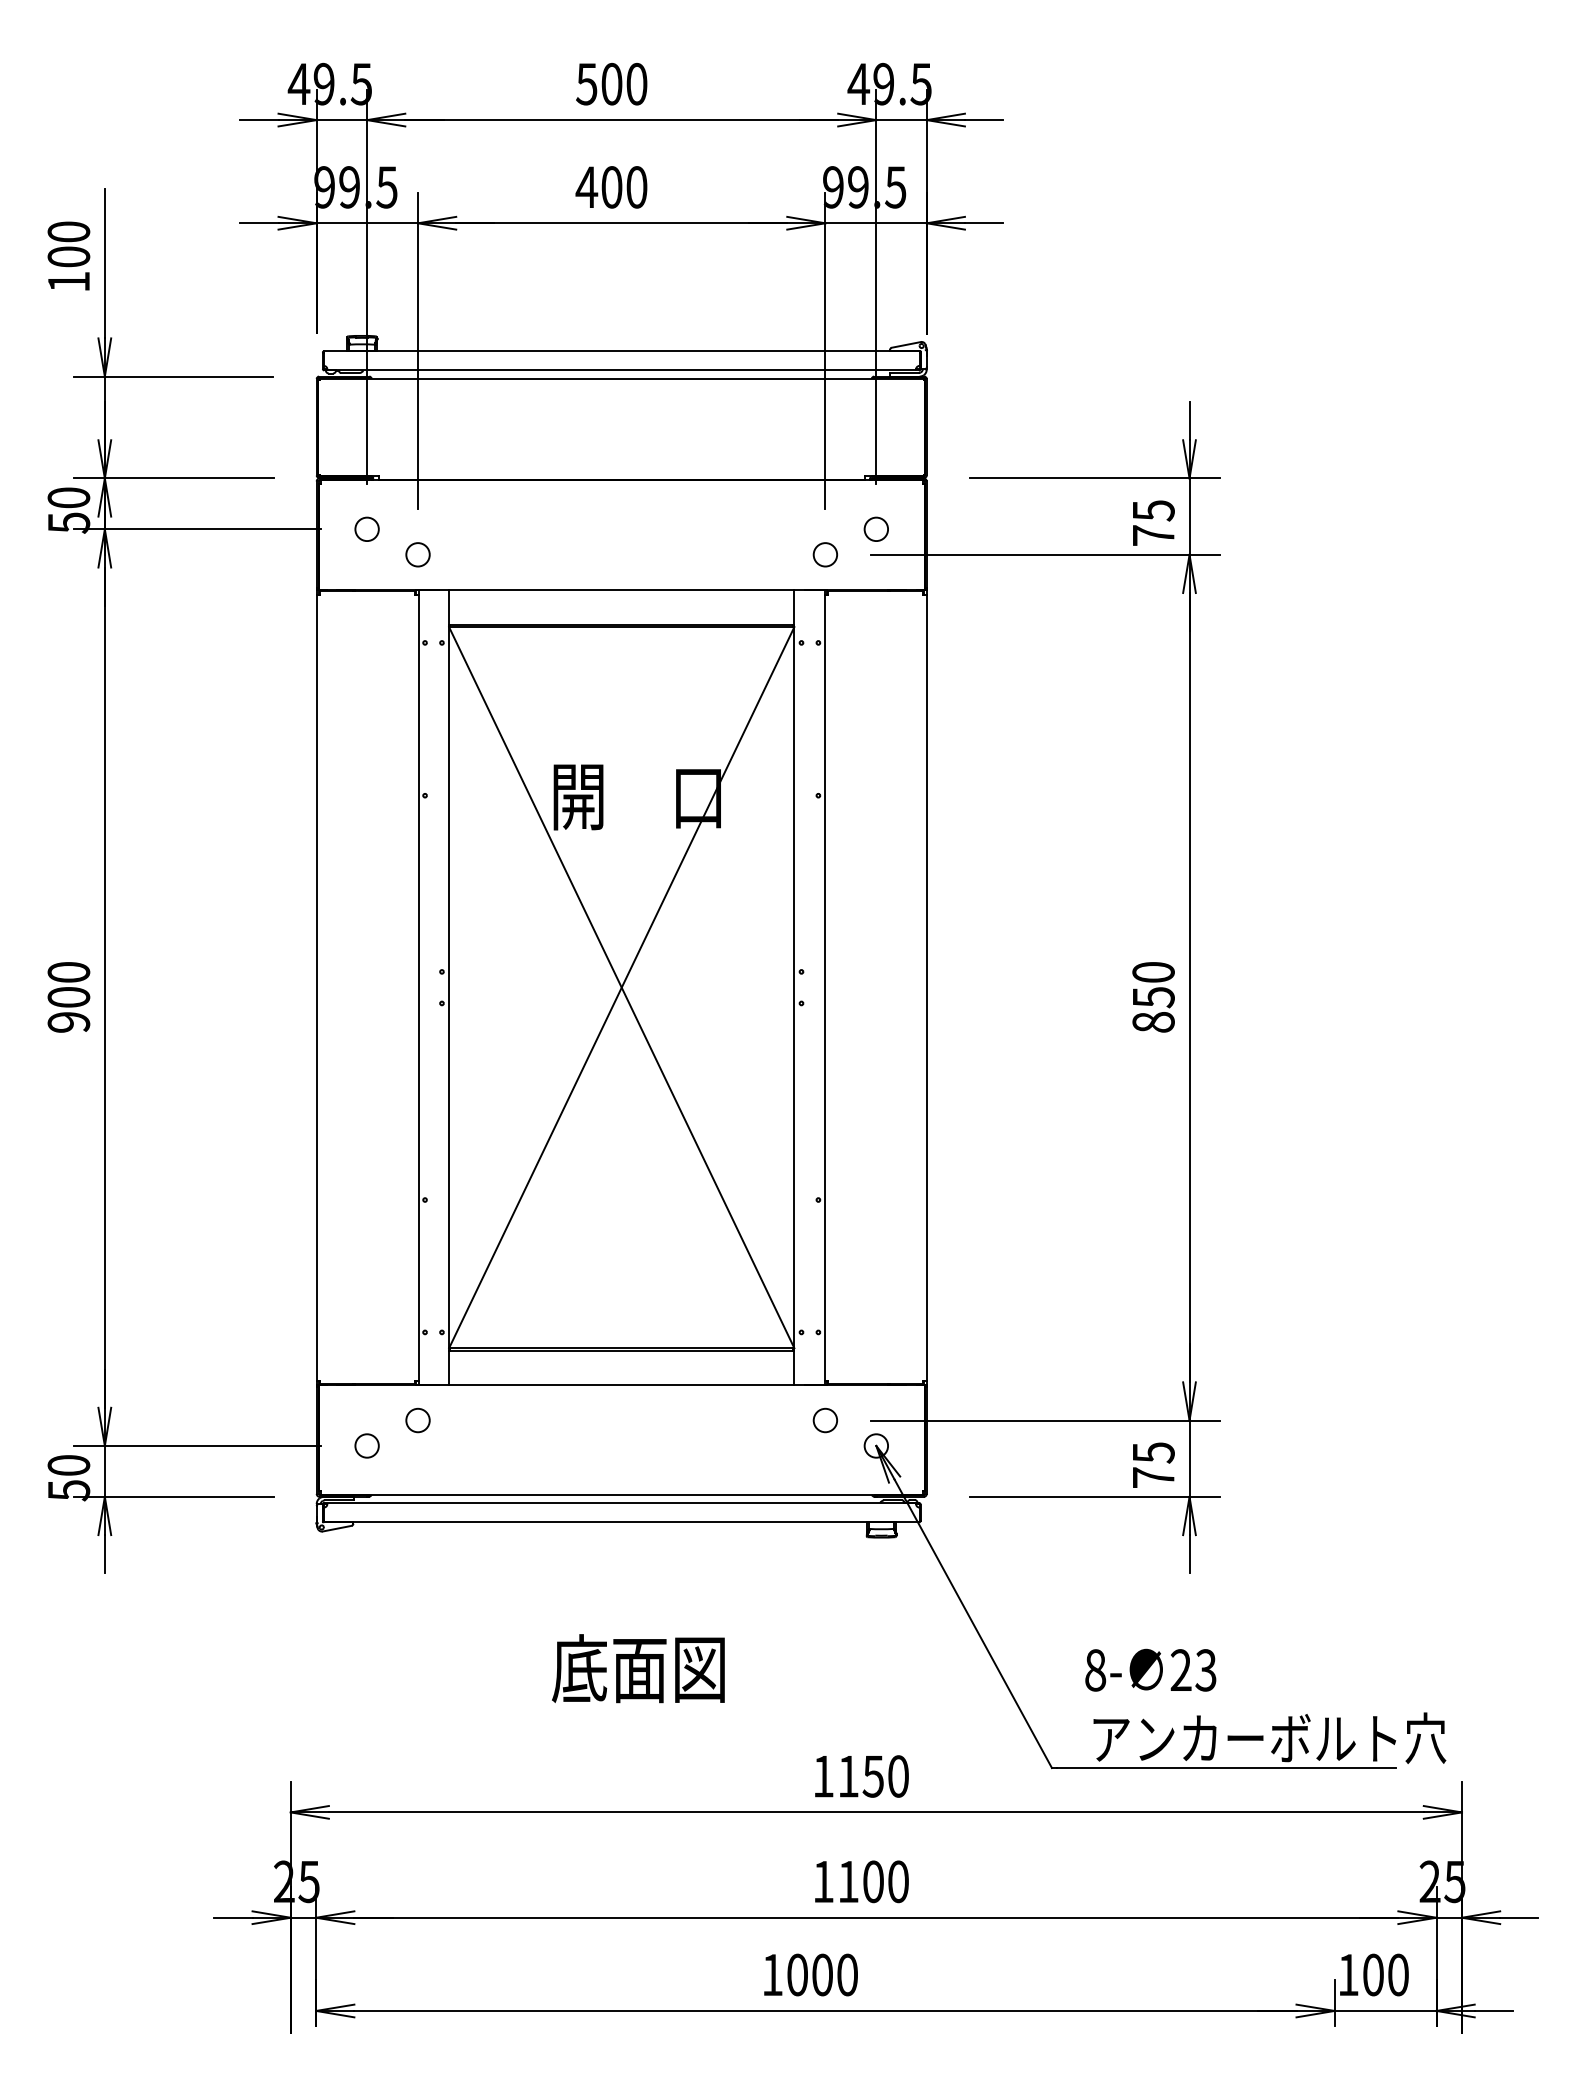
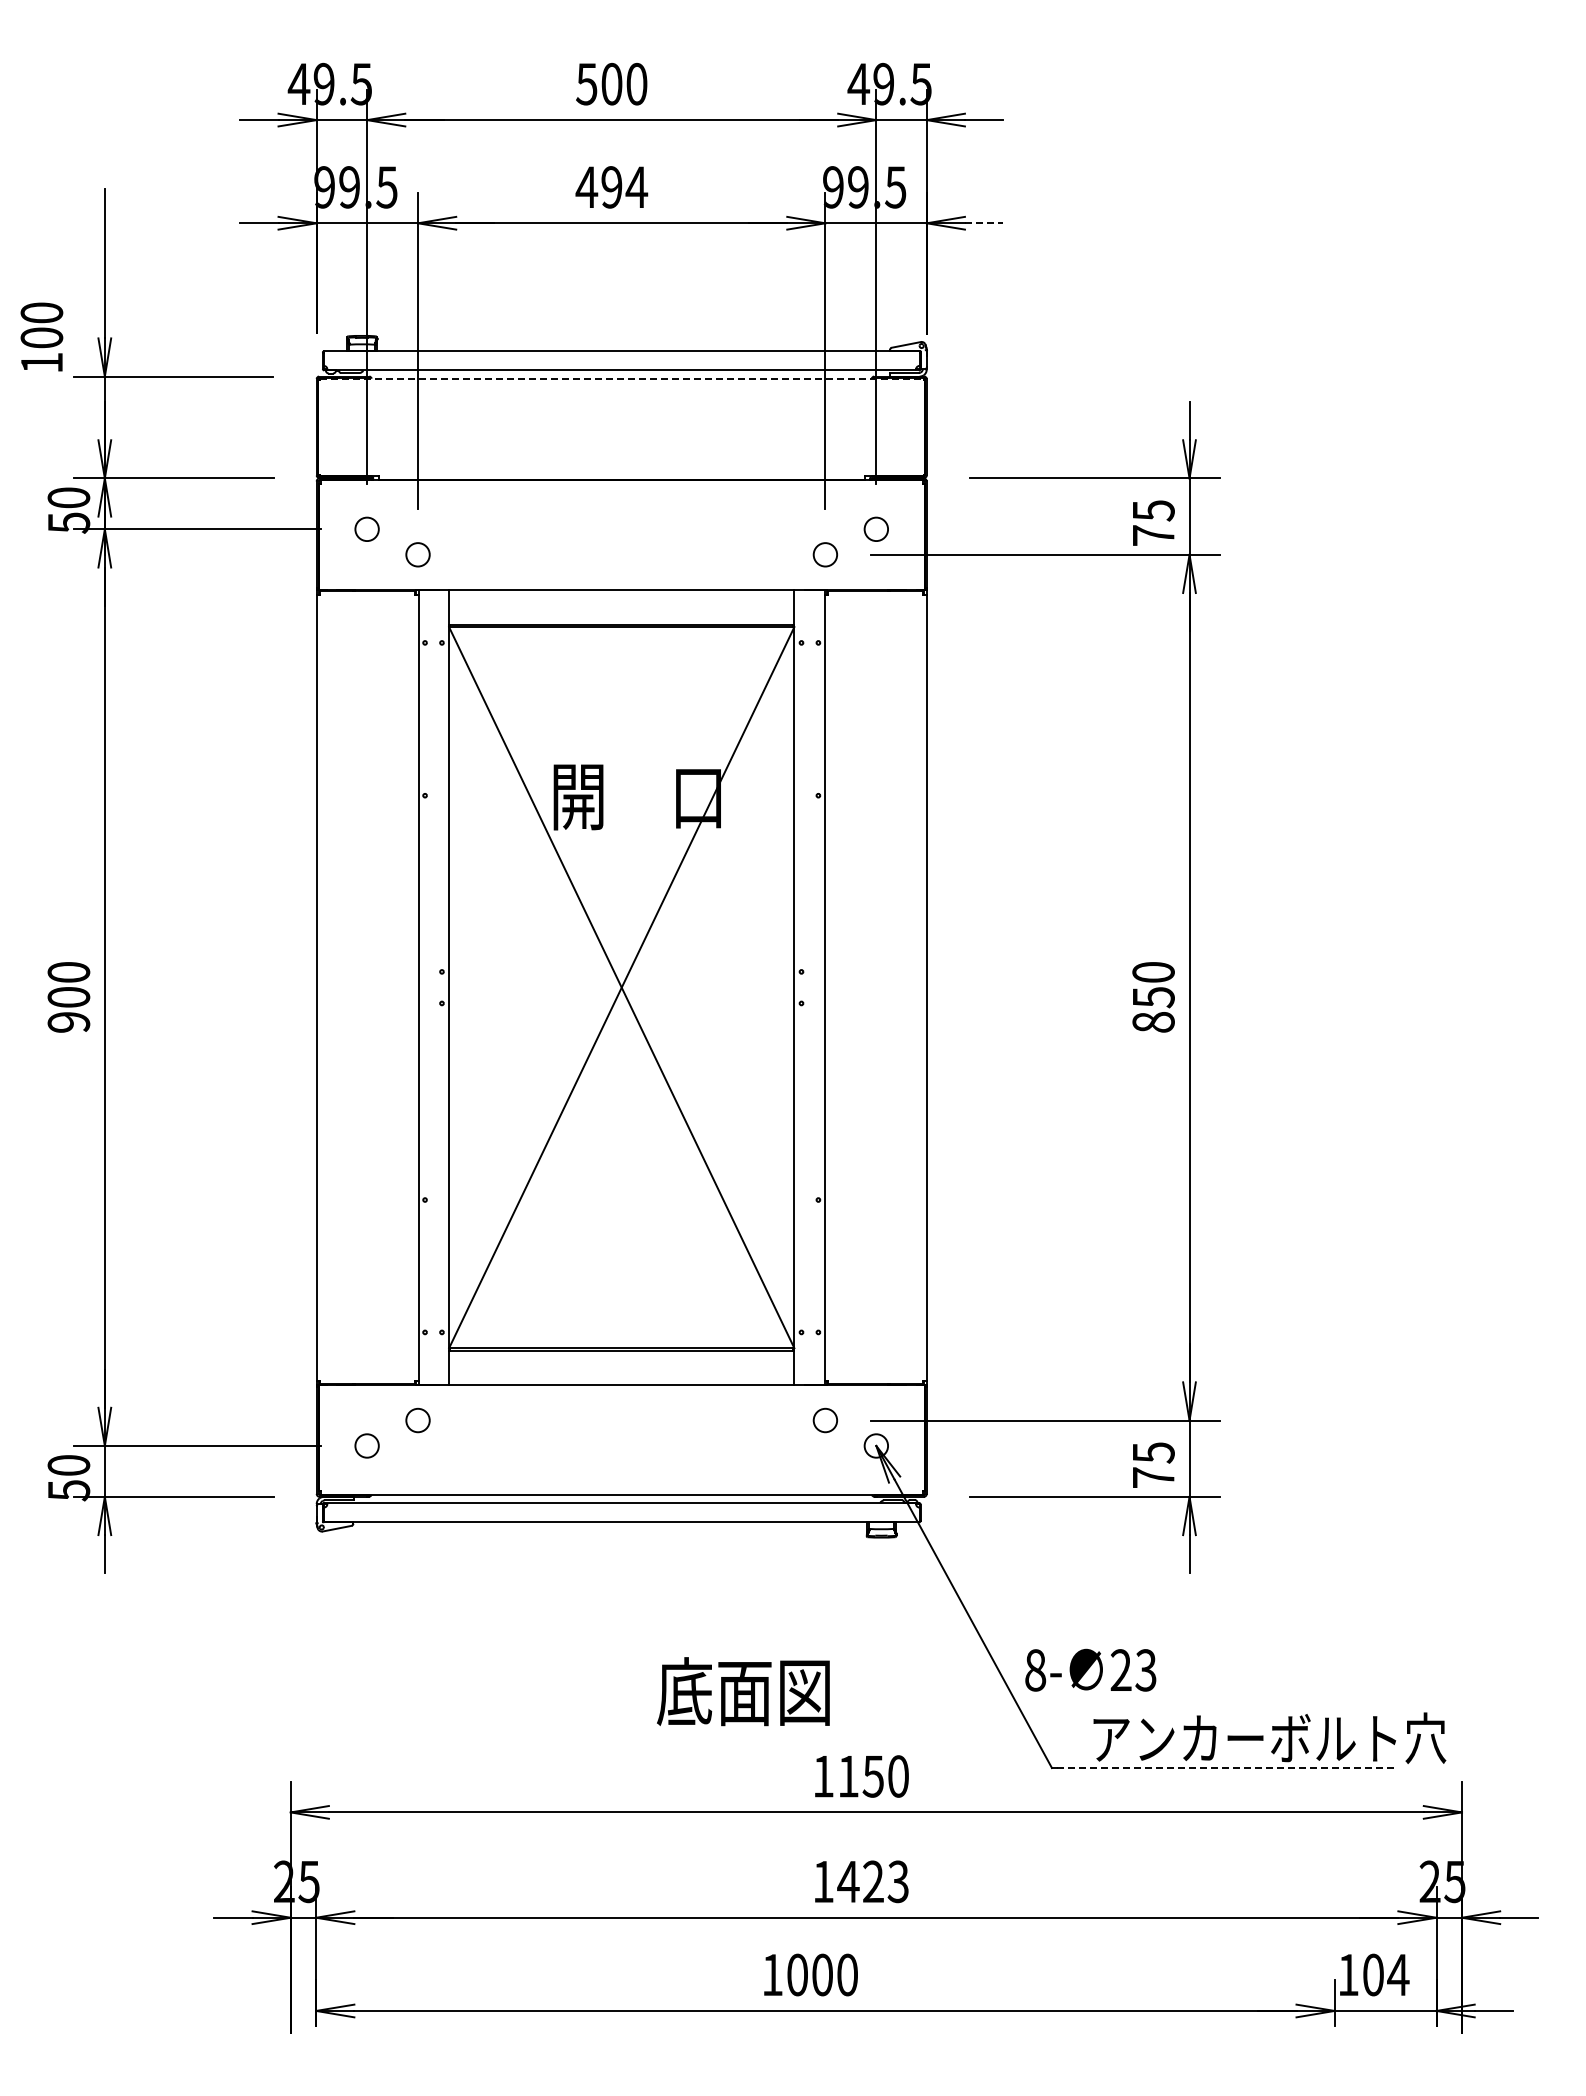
text: 400 -> 494 (624, 187)
line: solid -> dashed (984, 223)
text position: (68, 255) -> (41, 336) (41, 336)
line: solid -> dashed (621, 378)
text position: (638, 1668) -> (743, 1691) (743, 1691)
text position: (1150, 1669) -> (1090, 1669) (1090, 1669)
line: solid -> dashed (1227, 1768)
text: 1100 -> 1423 (872, 1881)
text: 100 -> 104 (1398, 1974)
